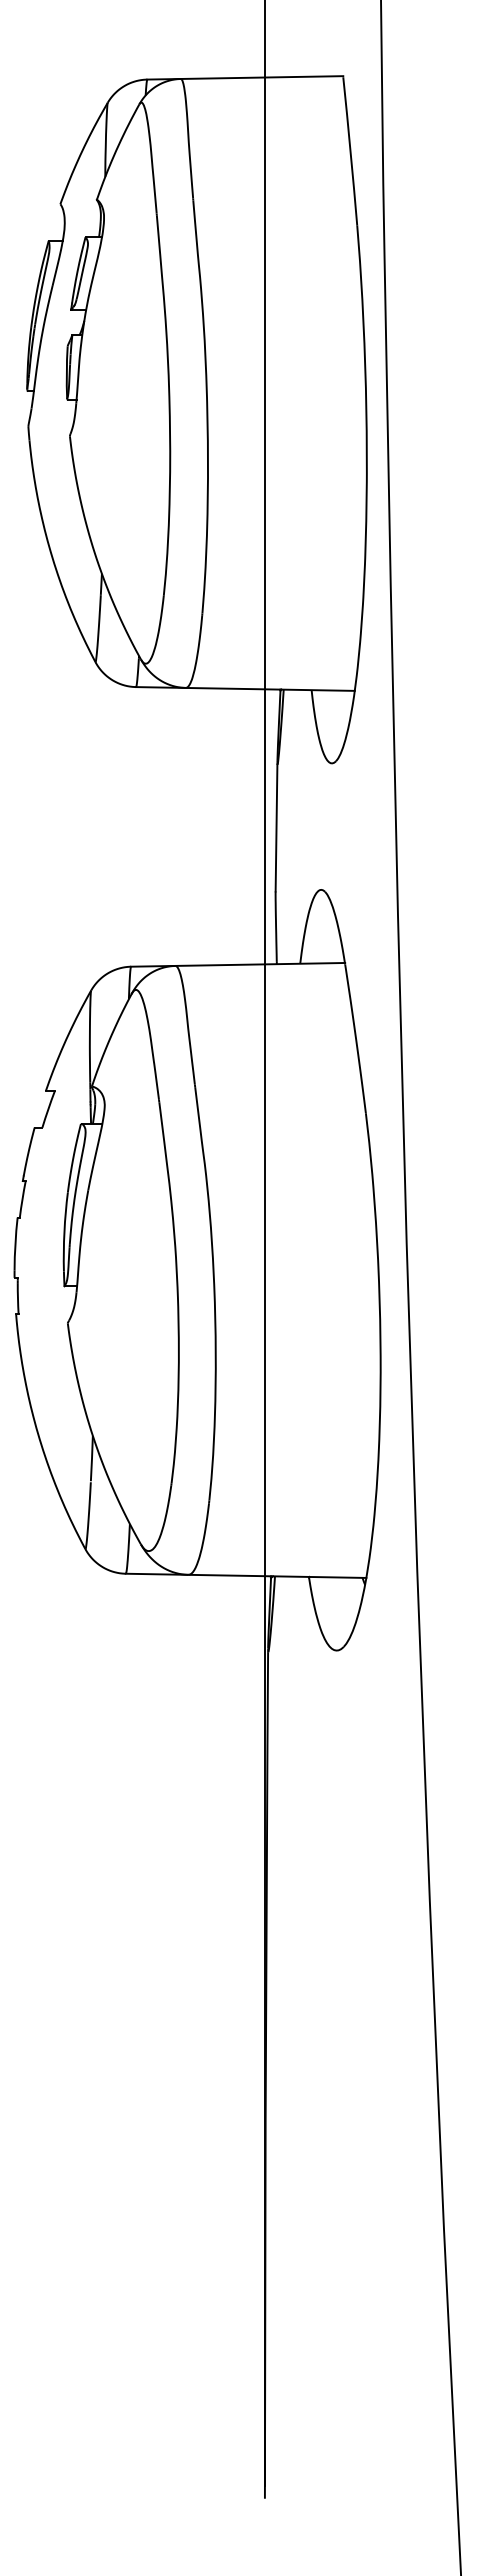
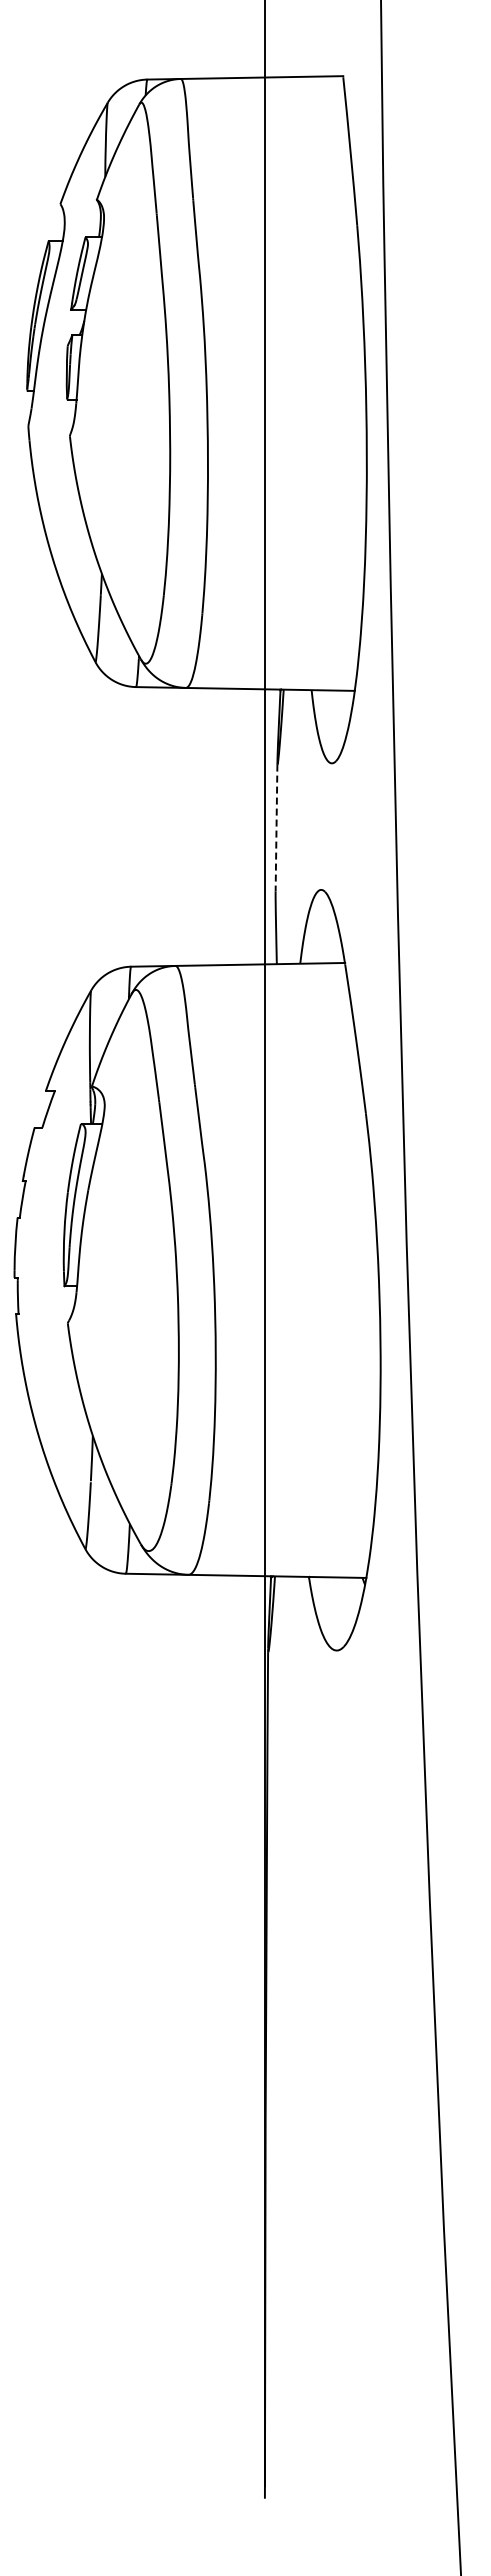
line: solid -> dashed (276, 828)
